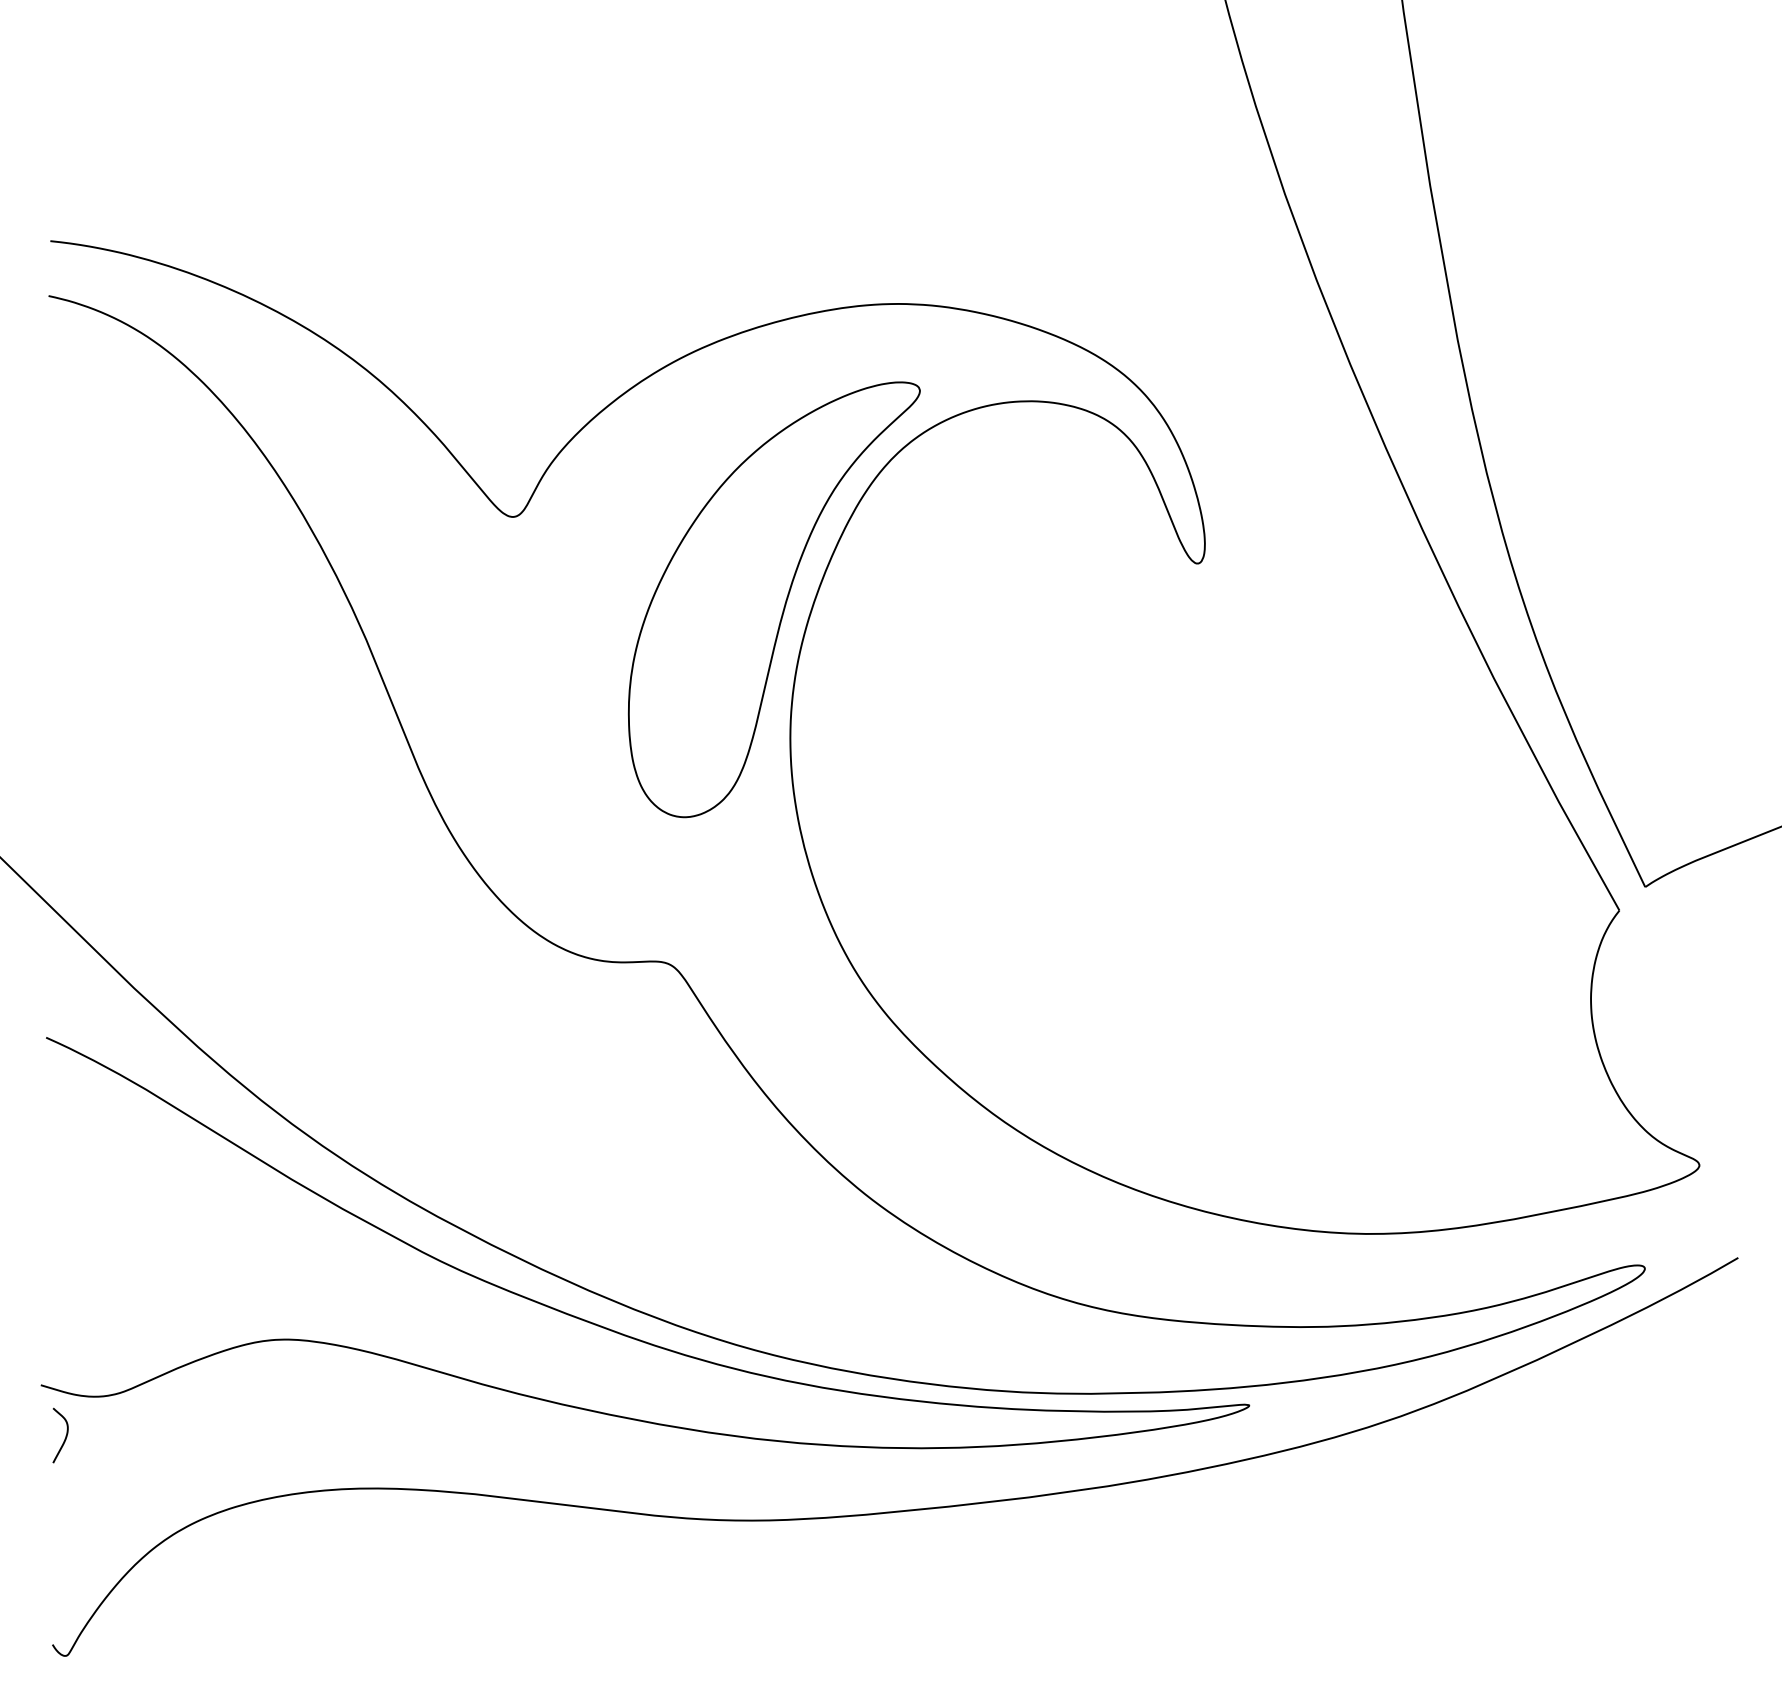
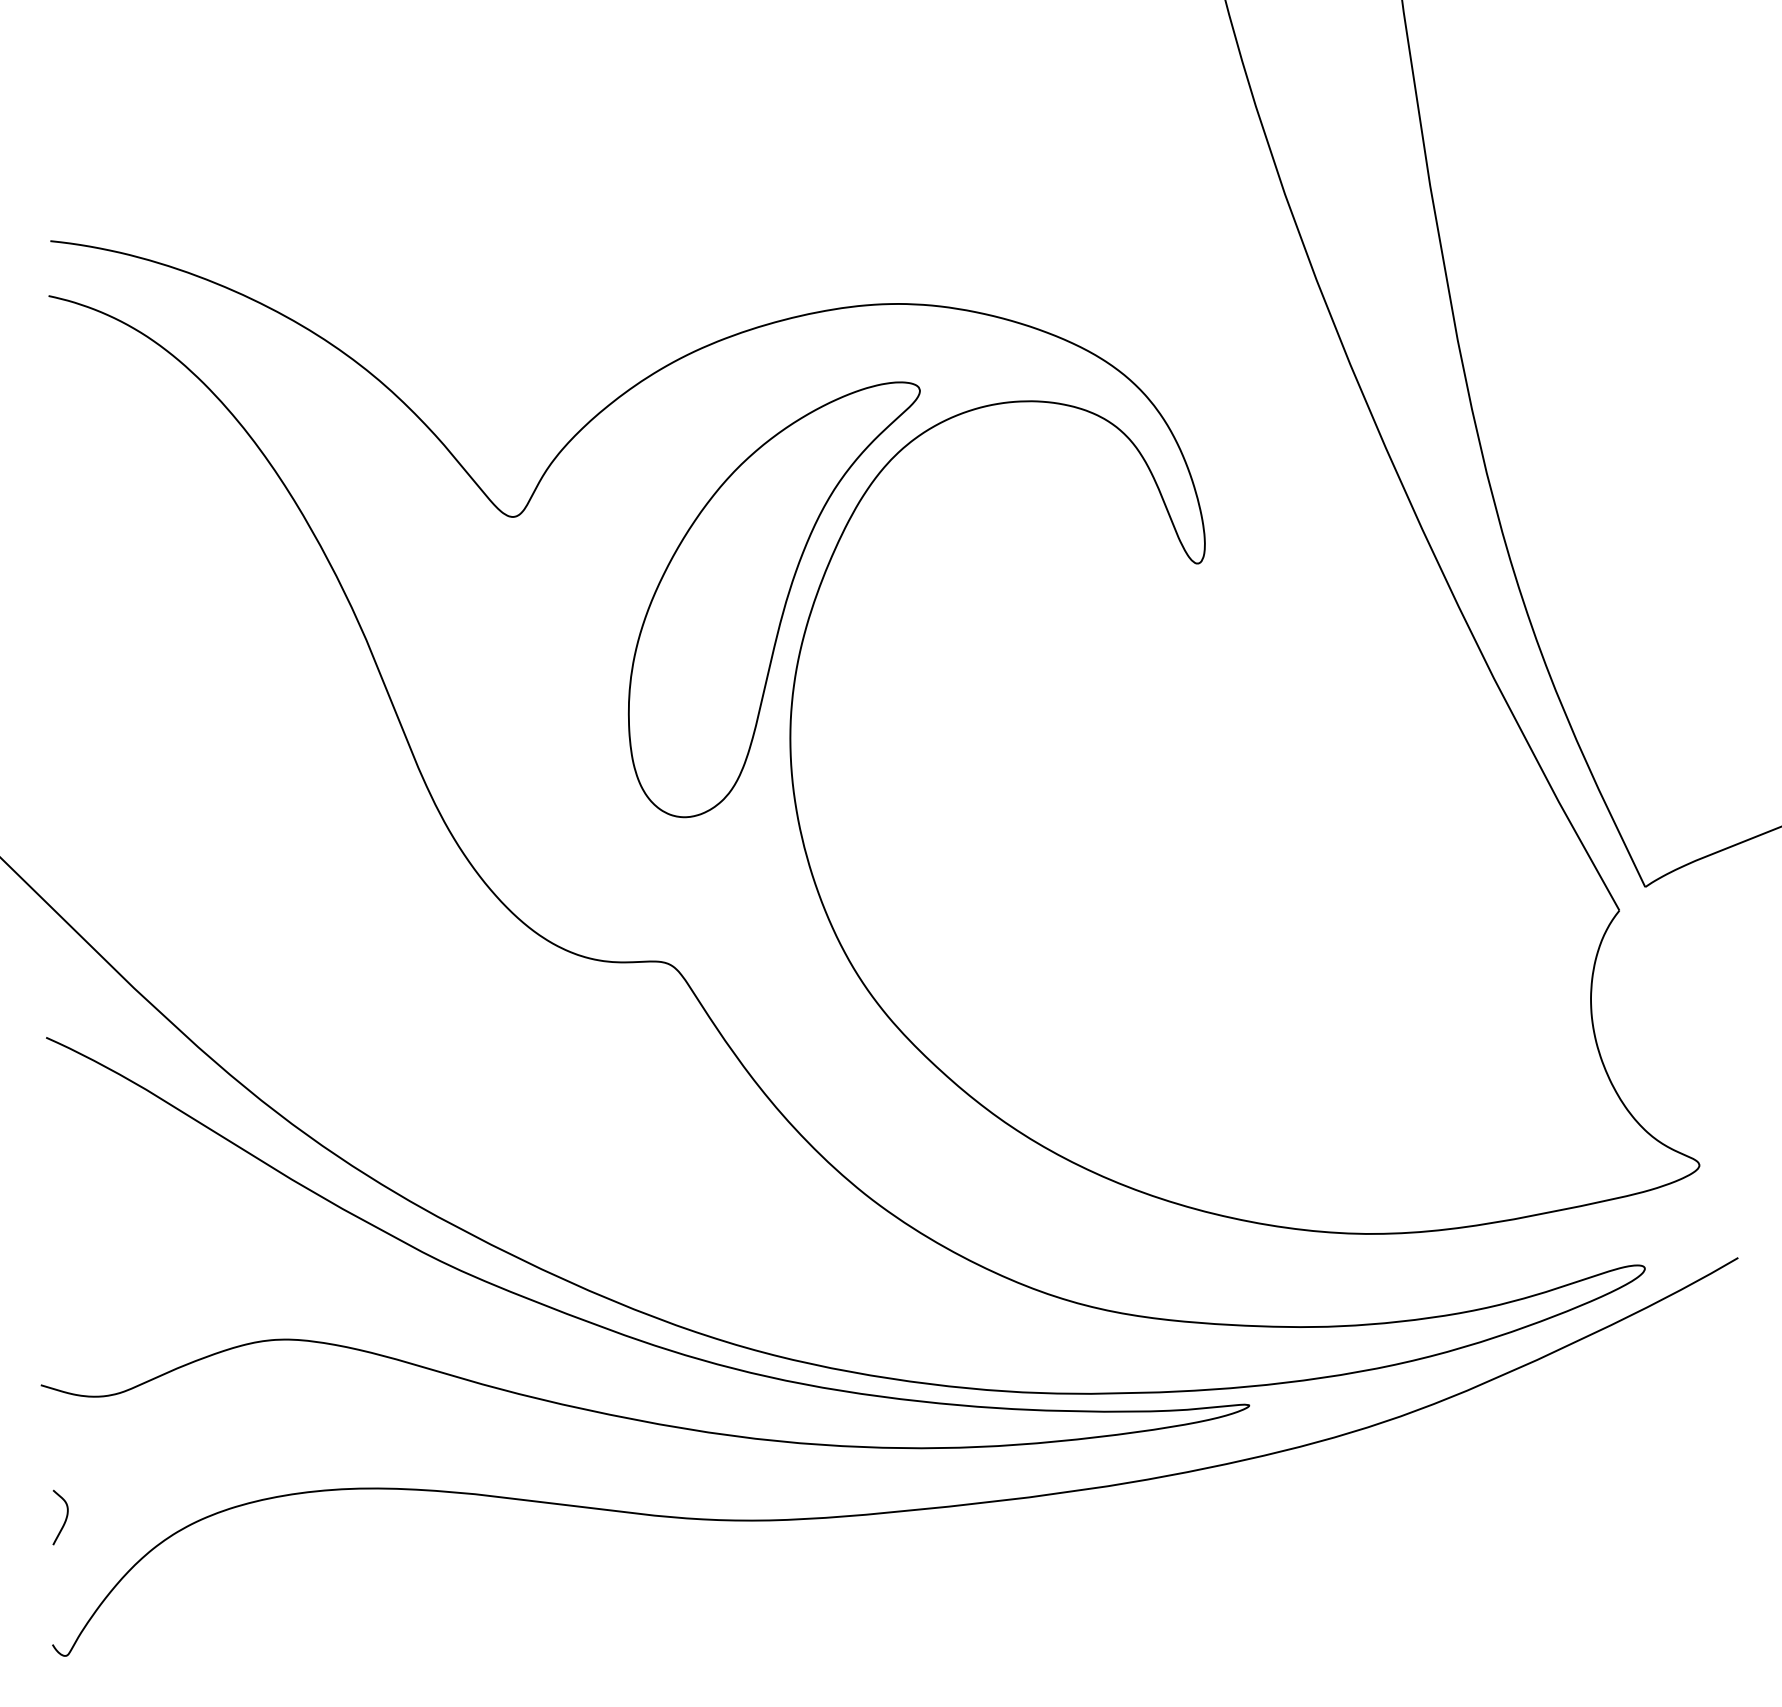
curve position: (65, 1435) -> (65, 1517) (65, 1517)
